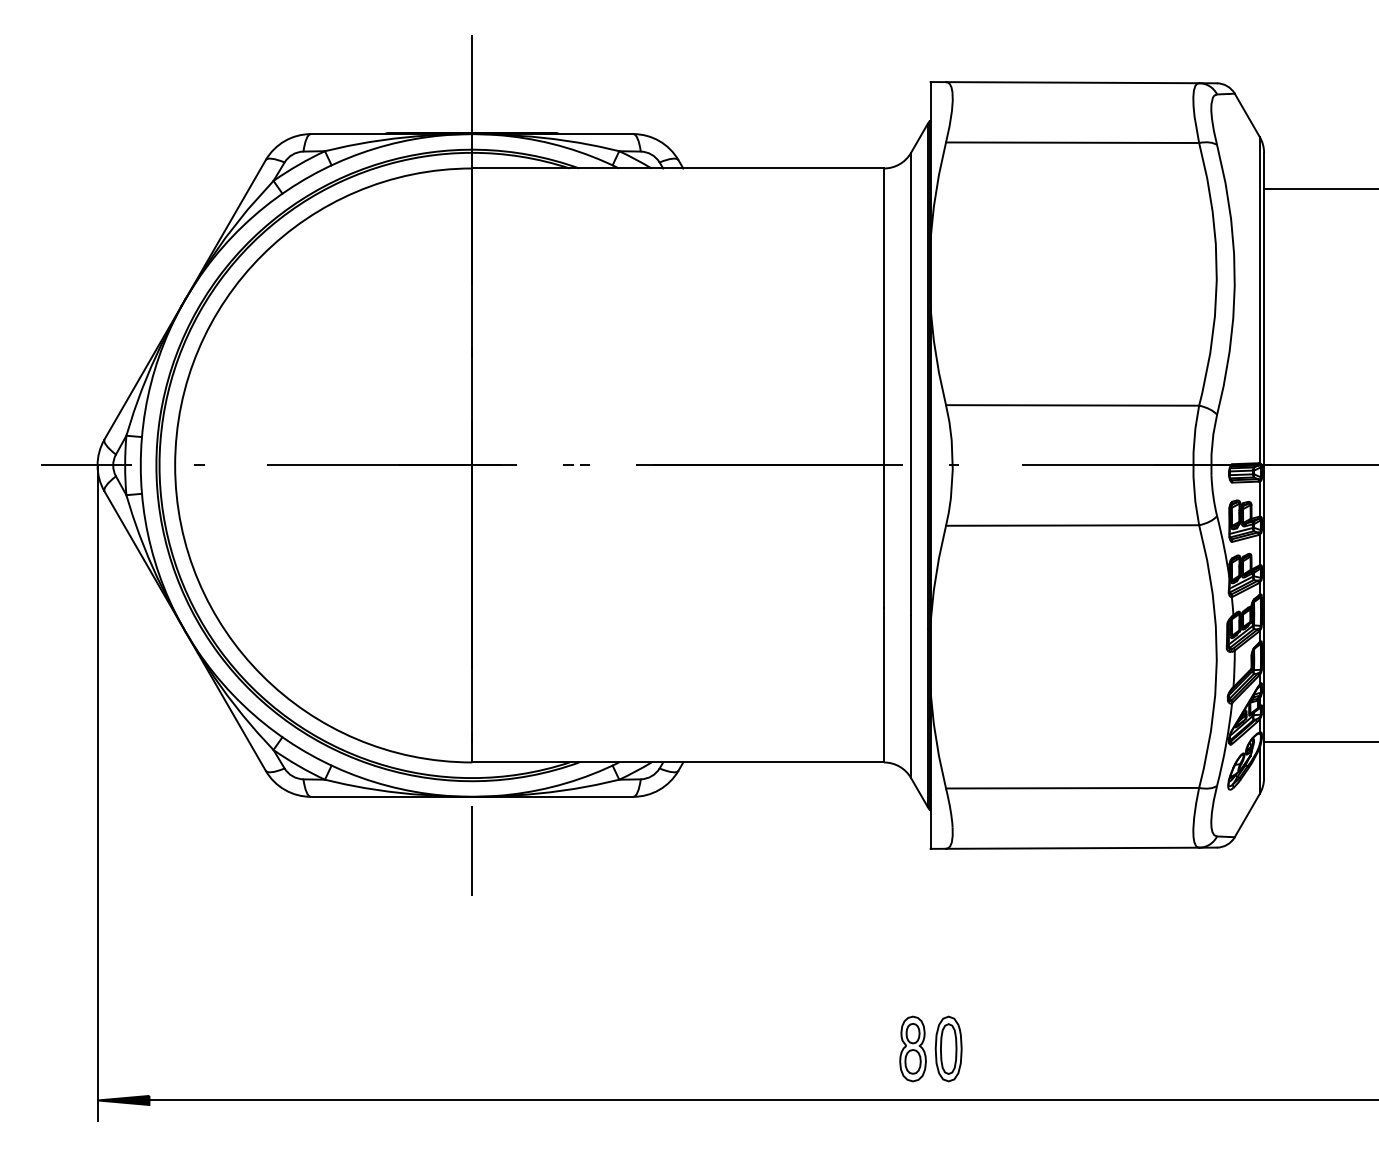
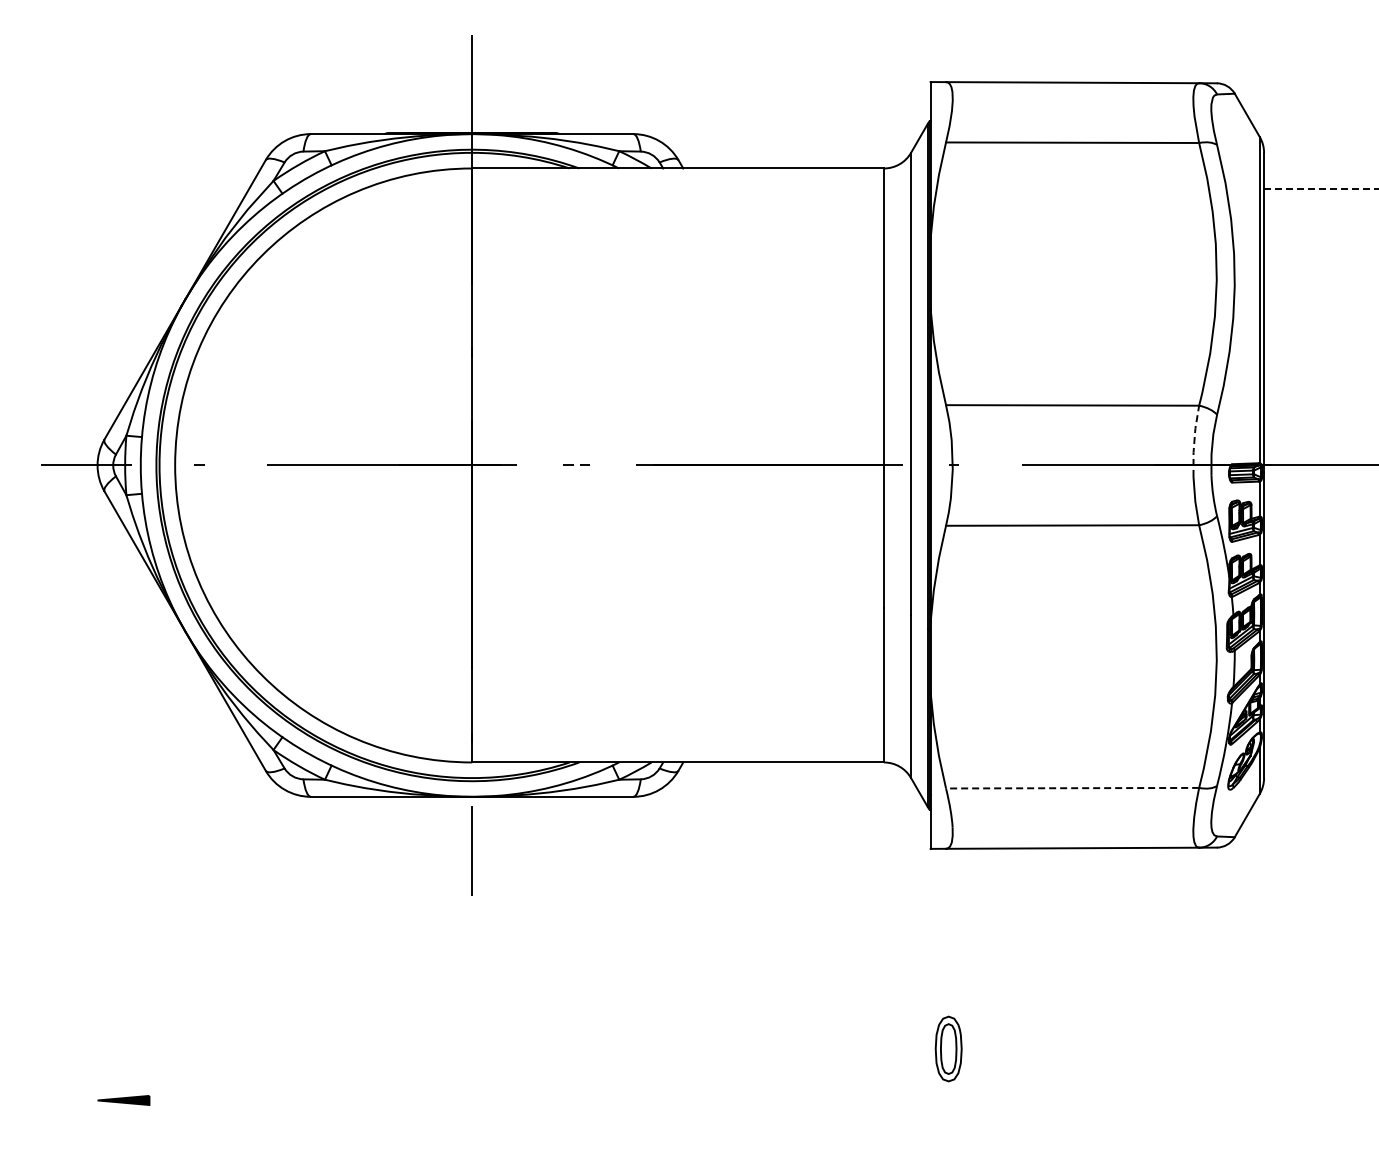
line: solid -> dashed (1321, 189)
line: solid -> dashed (1194, 441)
line: present -> none (1319, 741)
line: solid -> dashed (1072, 788)
line: present -> none (97, 793)
part: present -> none (912, 1048)
line: present -> none (762, 1100)
